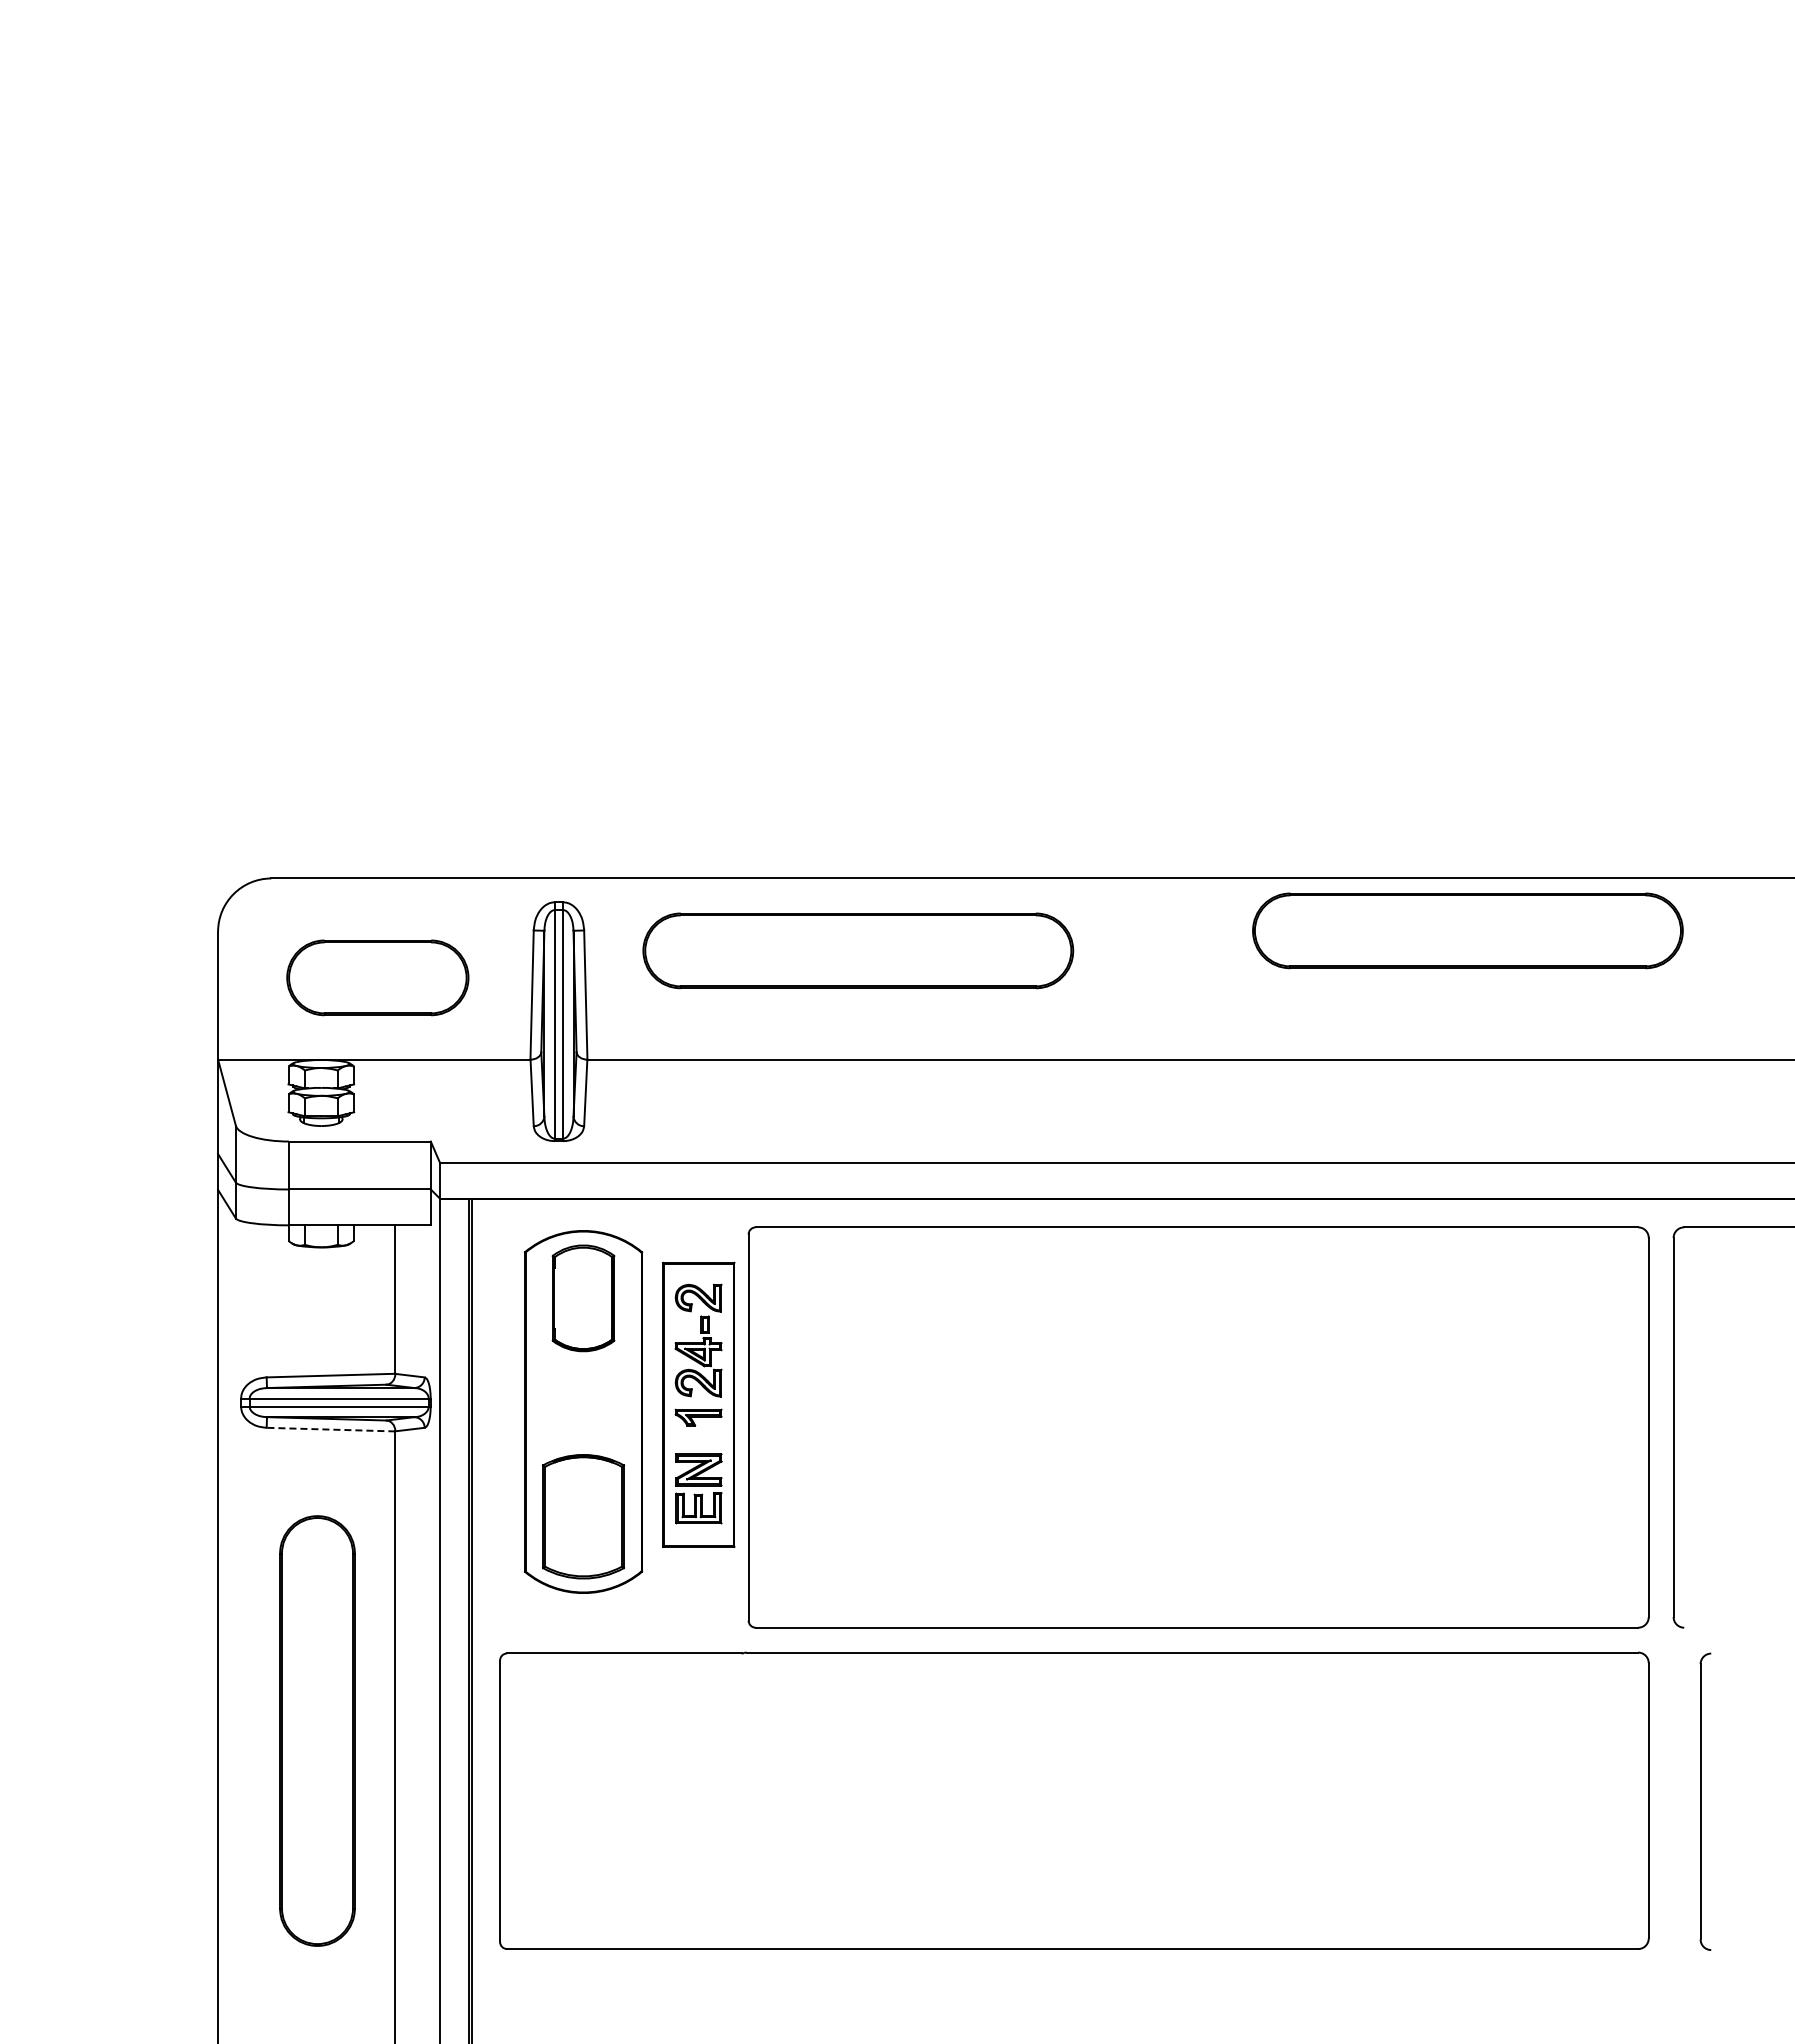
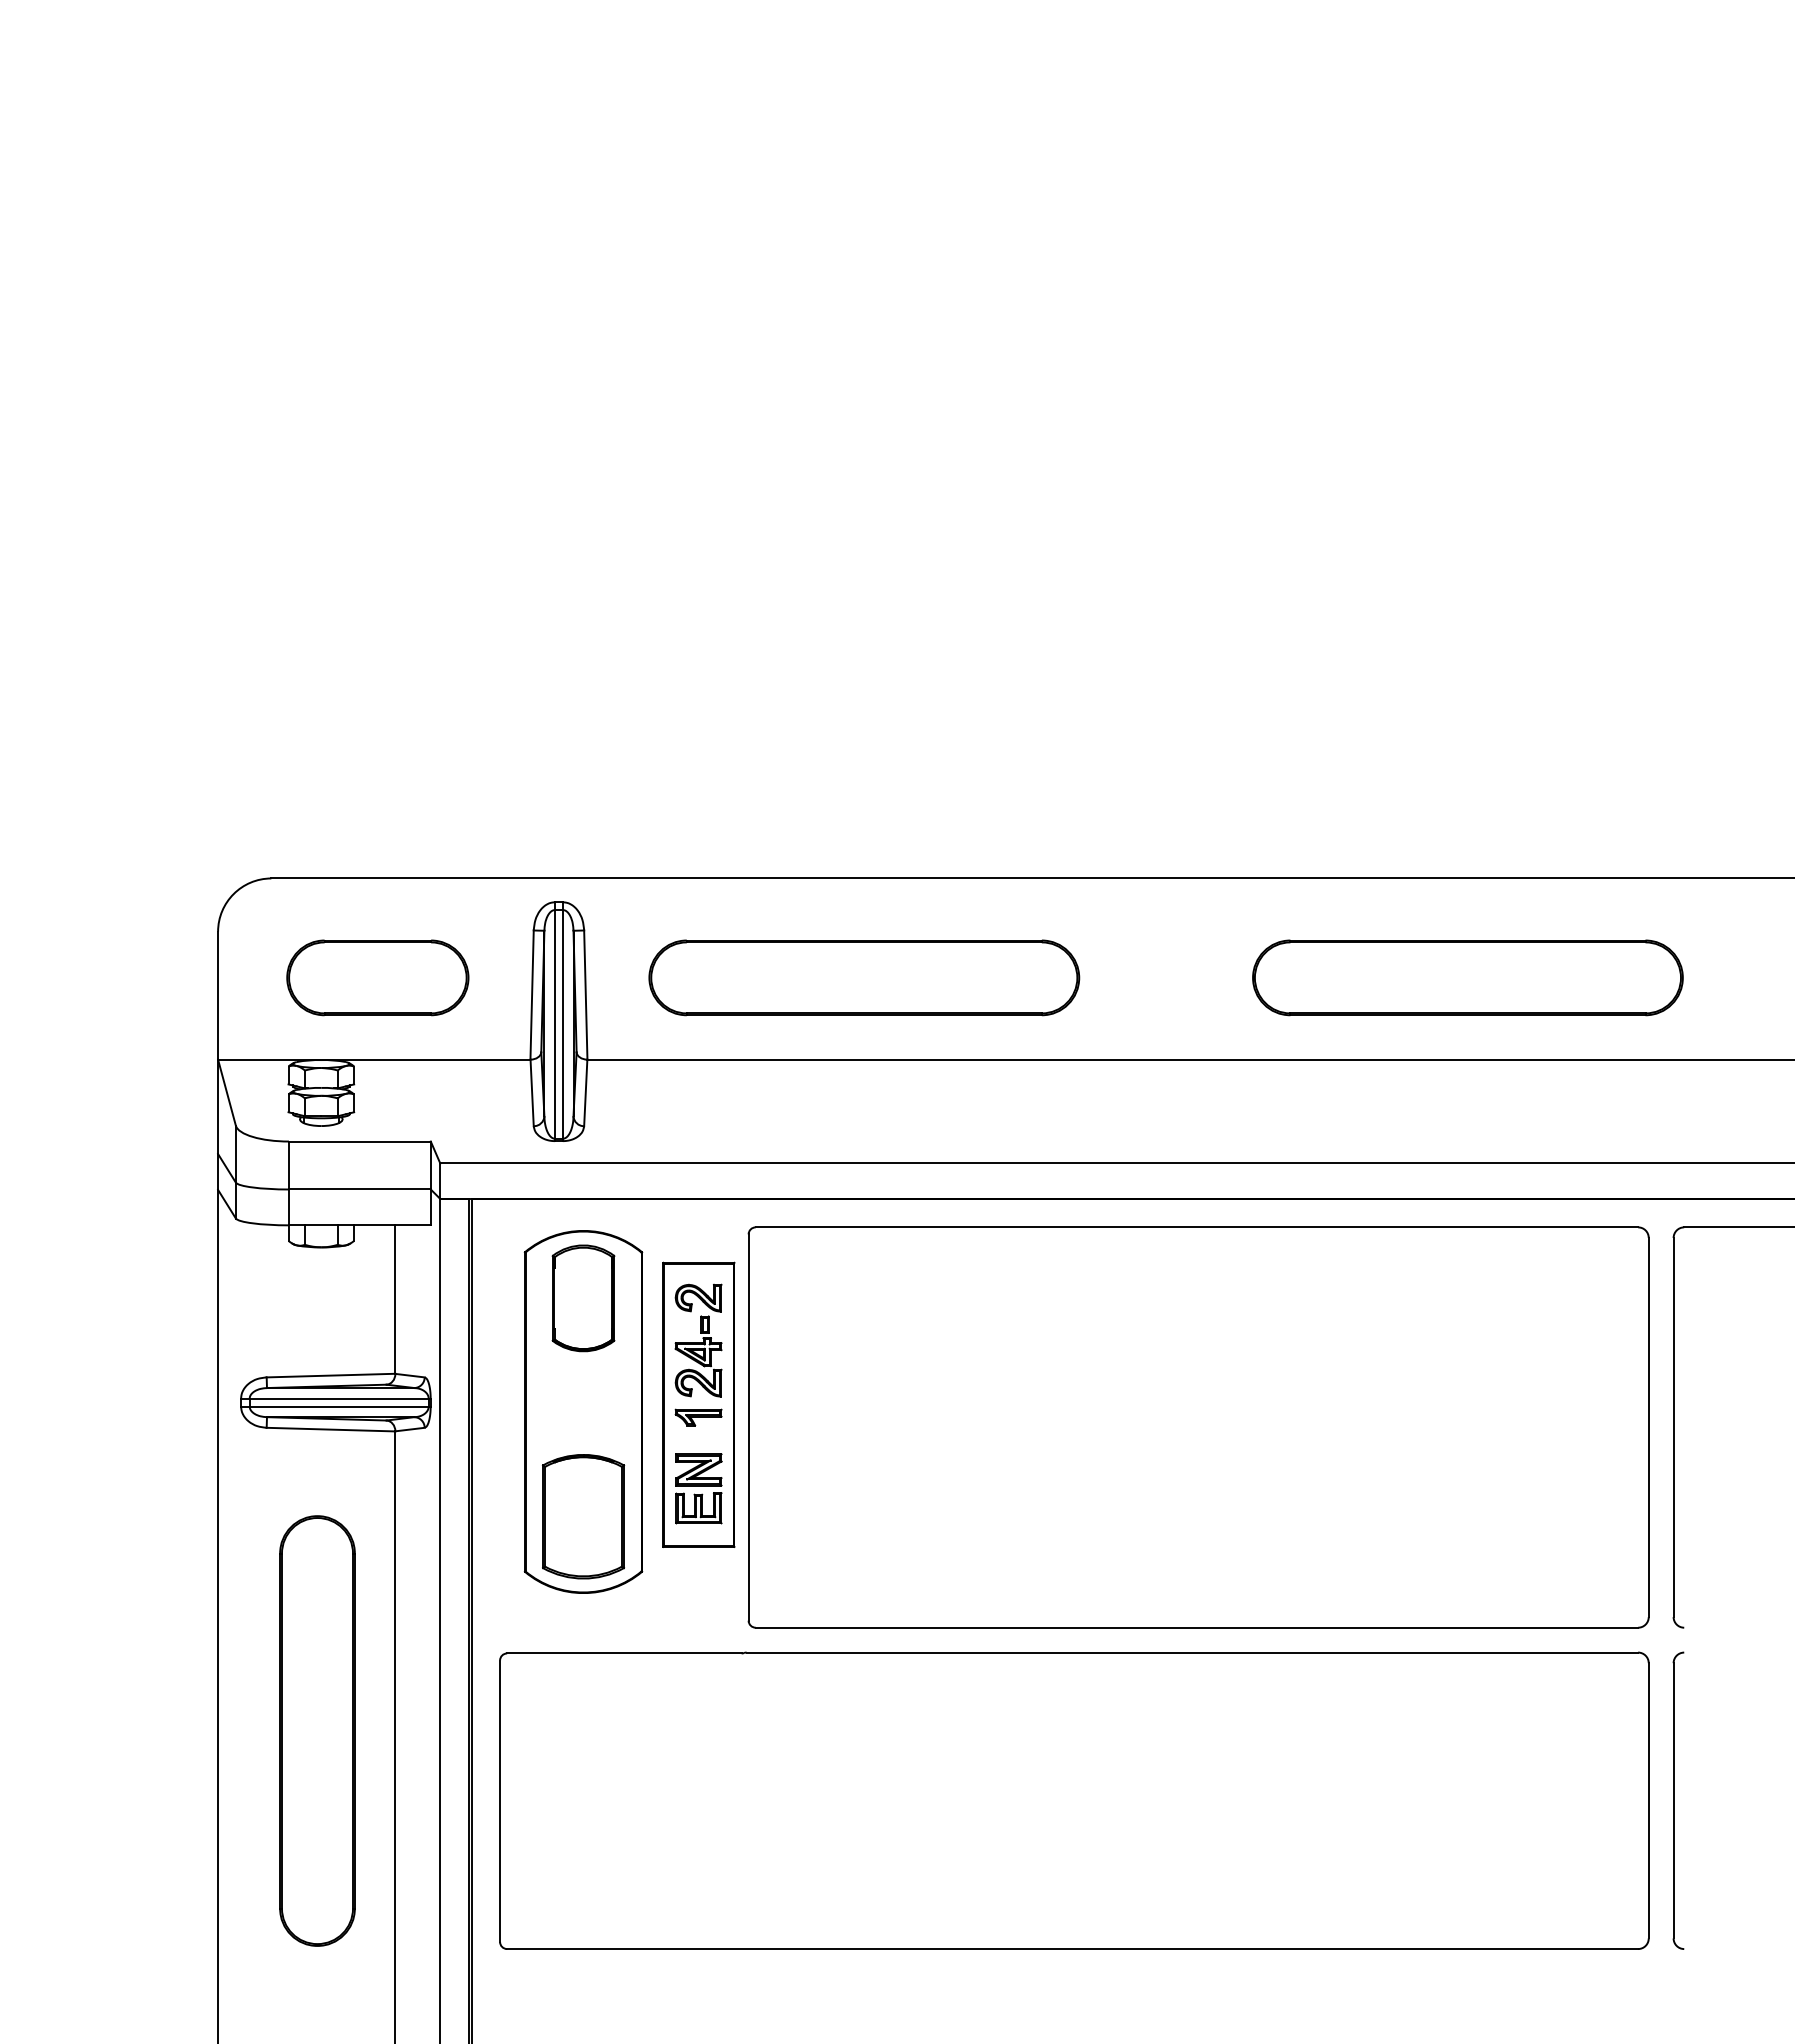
part position: (1467, 930) -> (1467, 977) (1467, 977)
part position: (858, 950) -> (864, 977) (864, 977)
line: dashed -> solid (330, 1429)
part position: (1705, 1801) -> (1678, 1800) (1678, 1800)
